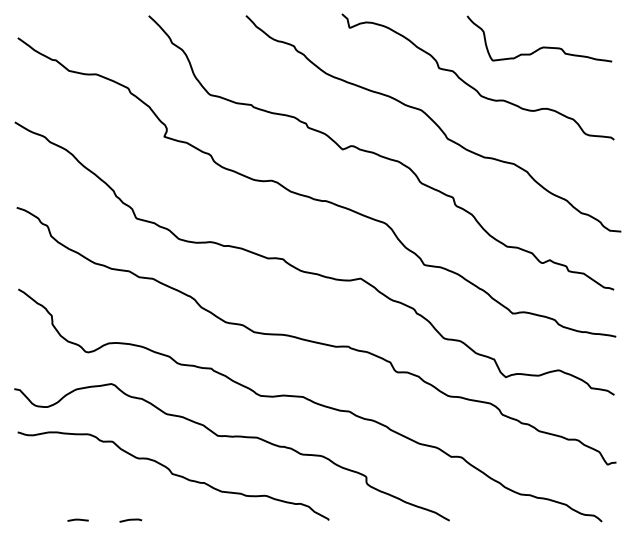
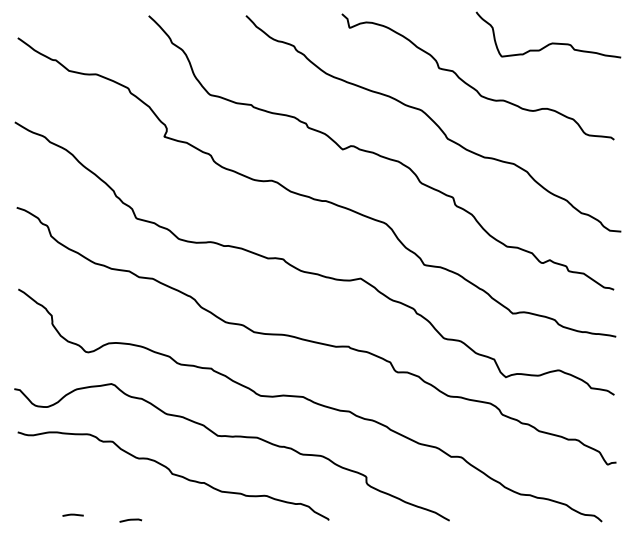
curve position: (542, 46) -> (551, 42) (551, 42)
line position: (77, 519) -> (72, 514) (72, 514)
